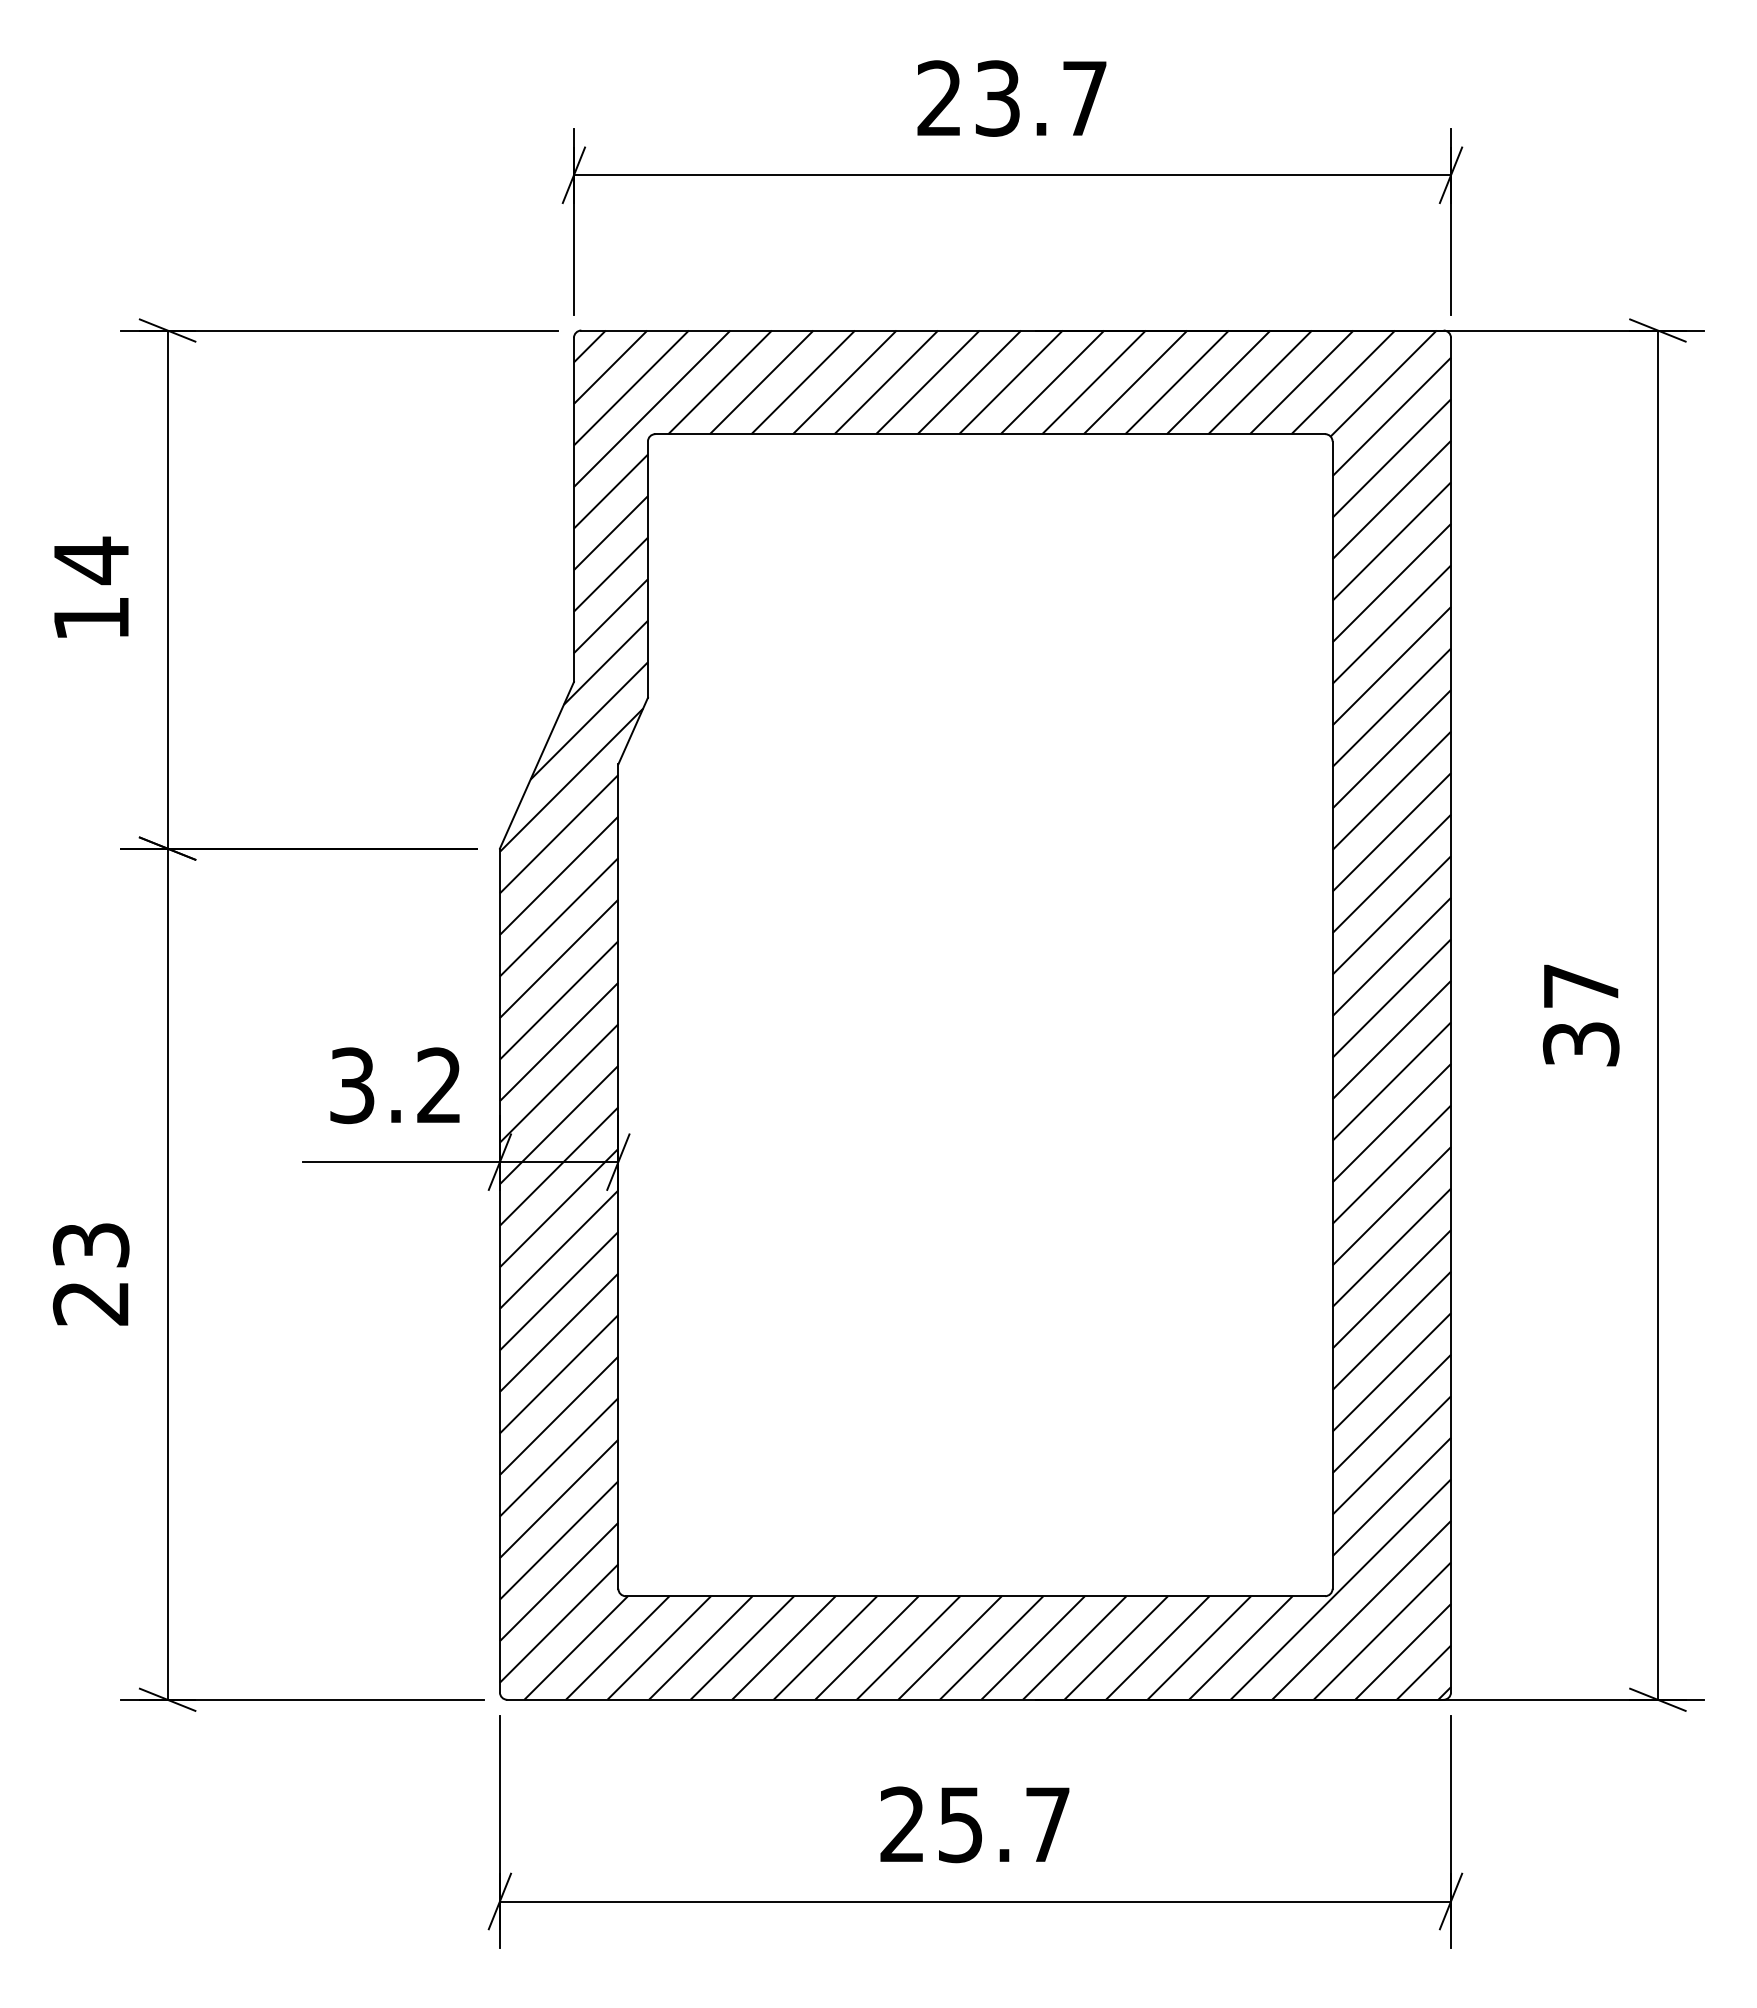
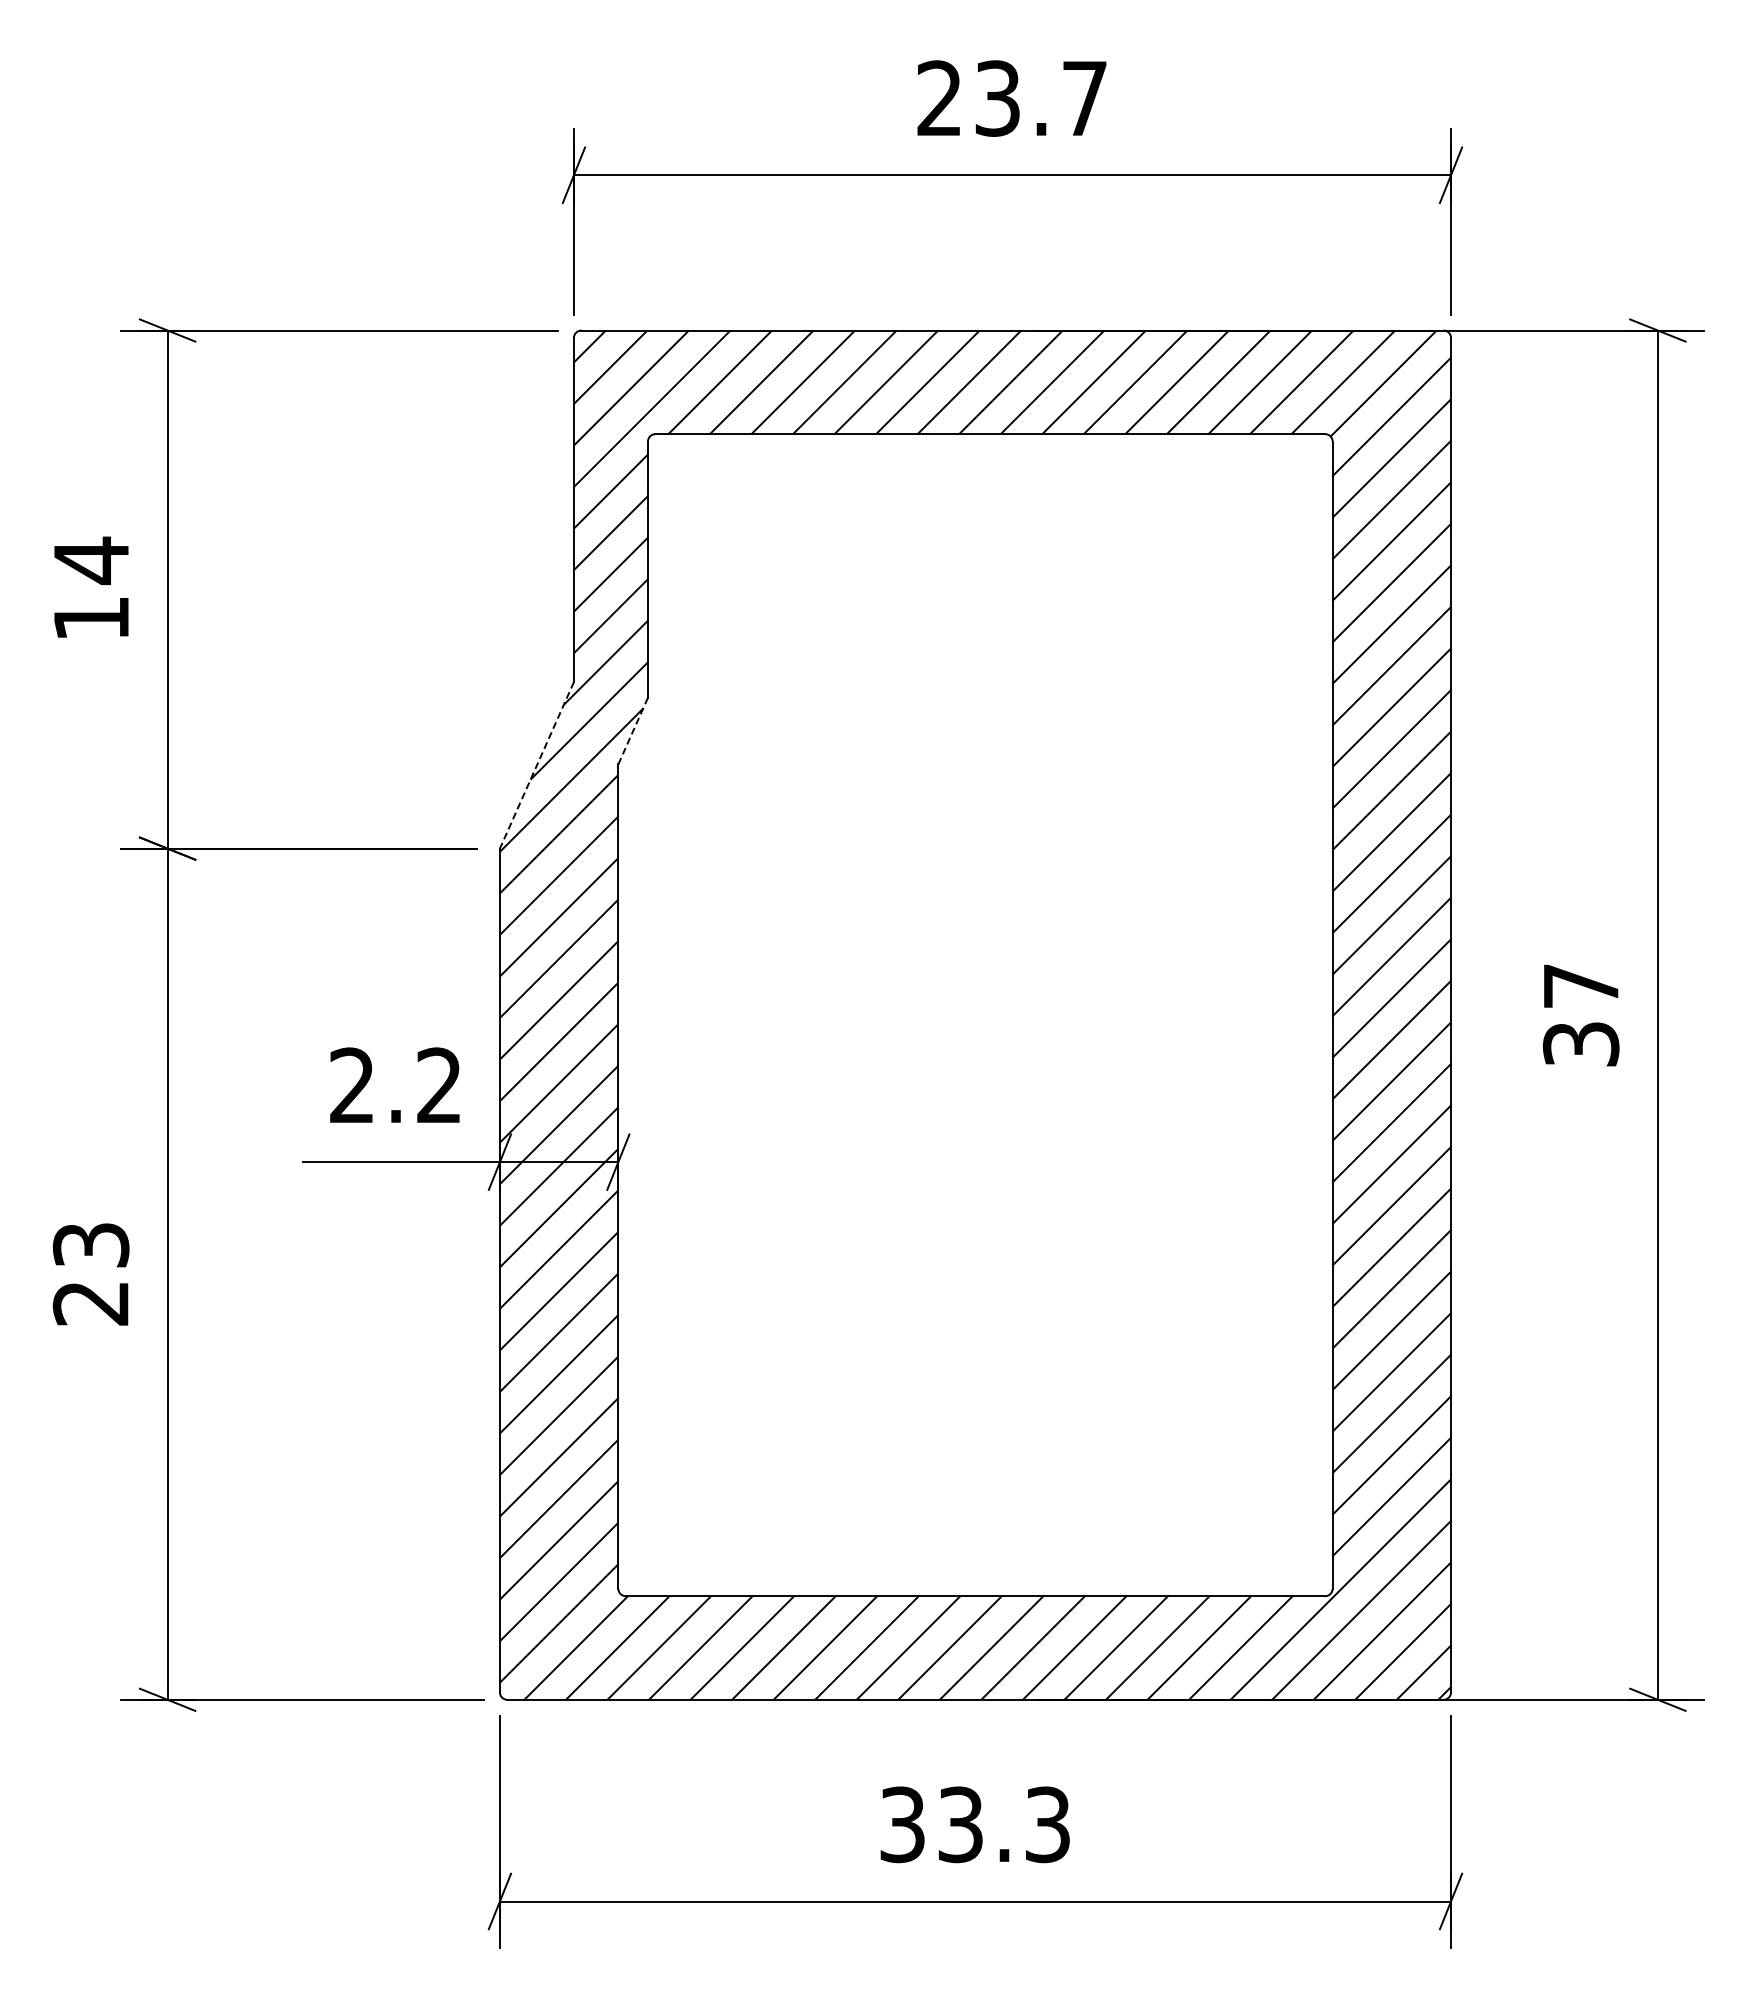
line: solid -> dashed (632, 731)
line: solid -> dashed (536, 765)
text: 3.2 -> 2.2 (352, 1085)
text: 25.7 -> 33.3 (974, 1824)
